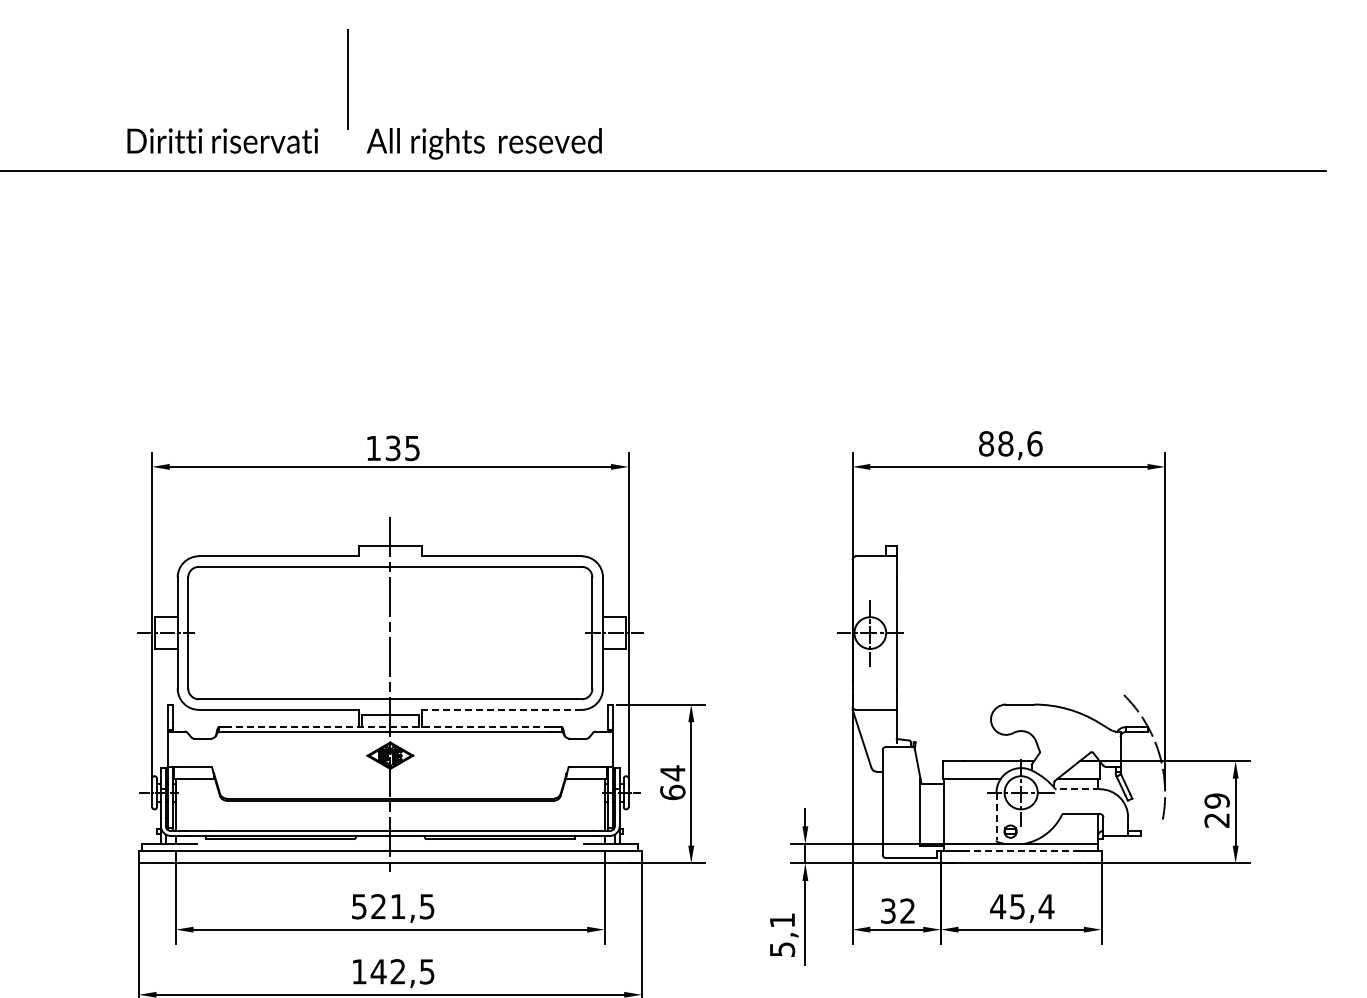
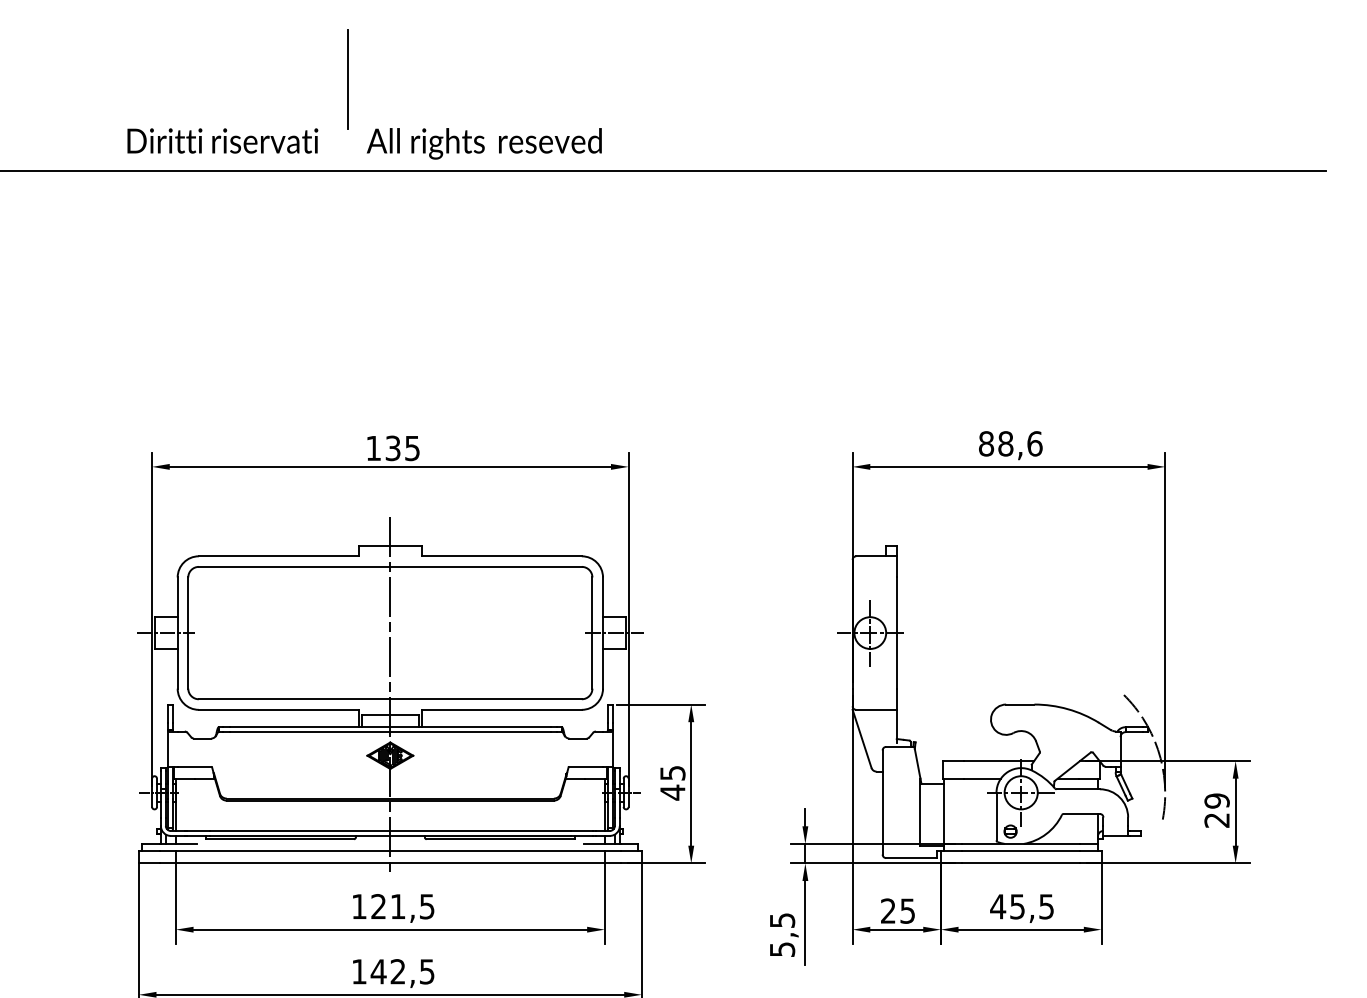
line: dashed -> solid (501, 709)
line: dashed -> solid (389, 727)
text: 64 -> 45 (672, 782)
line: dashed -> solid (1078, 789)
line: dashed -> solid (996, 816)
line: dashed -> solid (1020, 851)
text: 521,5 -> 121,5 (359, 906)
text: 45,4 -> 45,5 (1046, 906)
text: 32 -> 25 (897, 910)
text: 5,1 -> 5,5 (782, 920)
